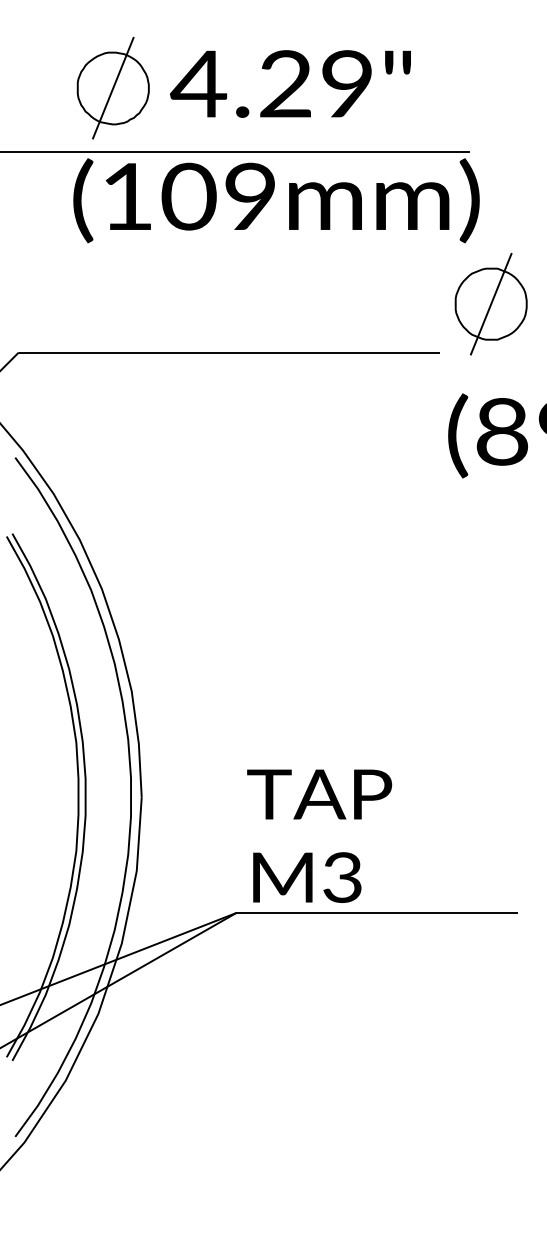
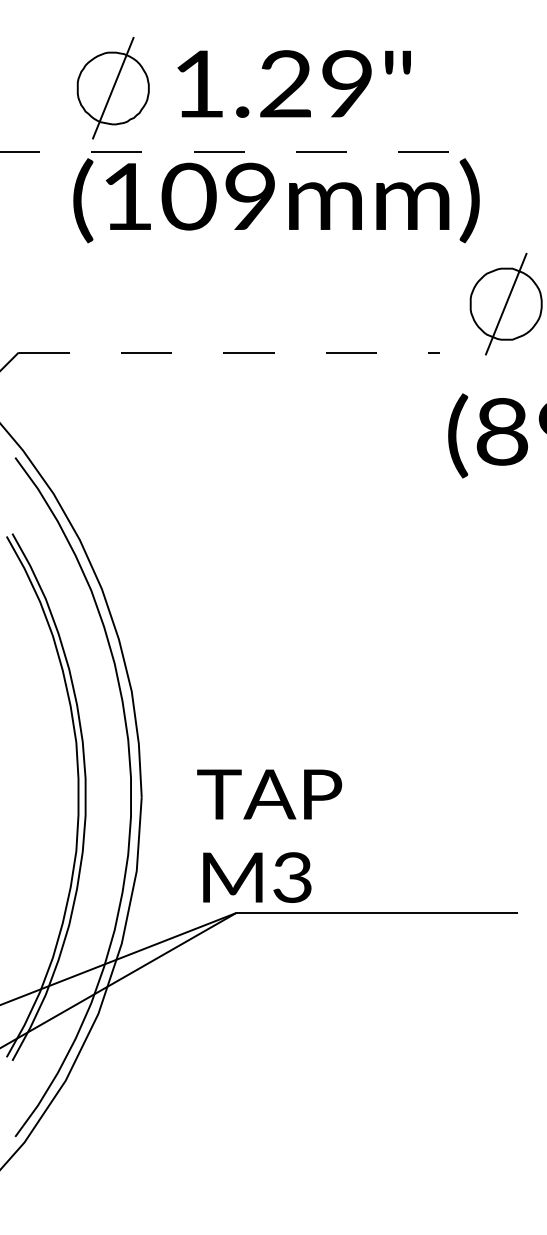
text: 4.29" -> 1.29" (198, 83)
line: solid -> dashed (235, 152)
part position: (490, 303) -> (505, 303) (505, 303)
line: solid -> dashed (229, 352)
text position: (319, 835) -> (269, 835) (269, 835)
